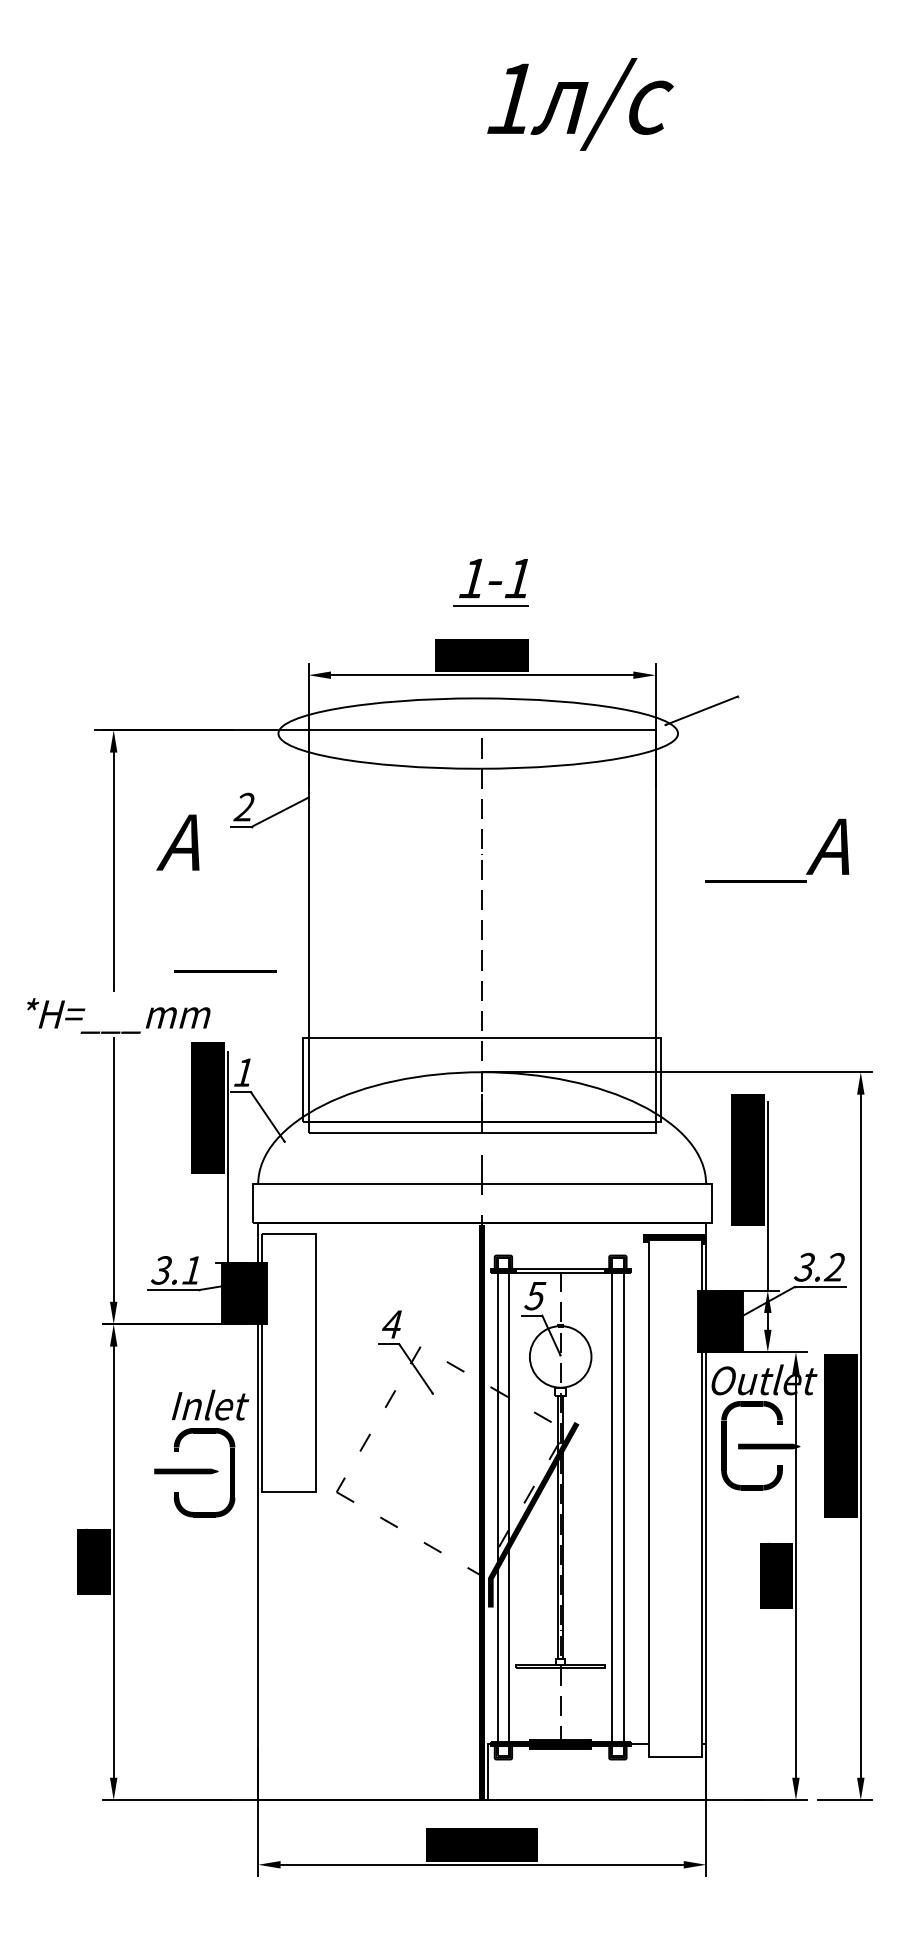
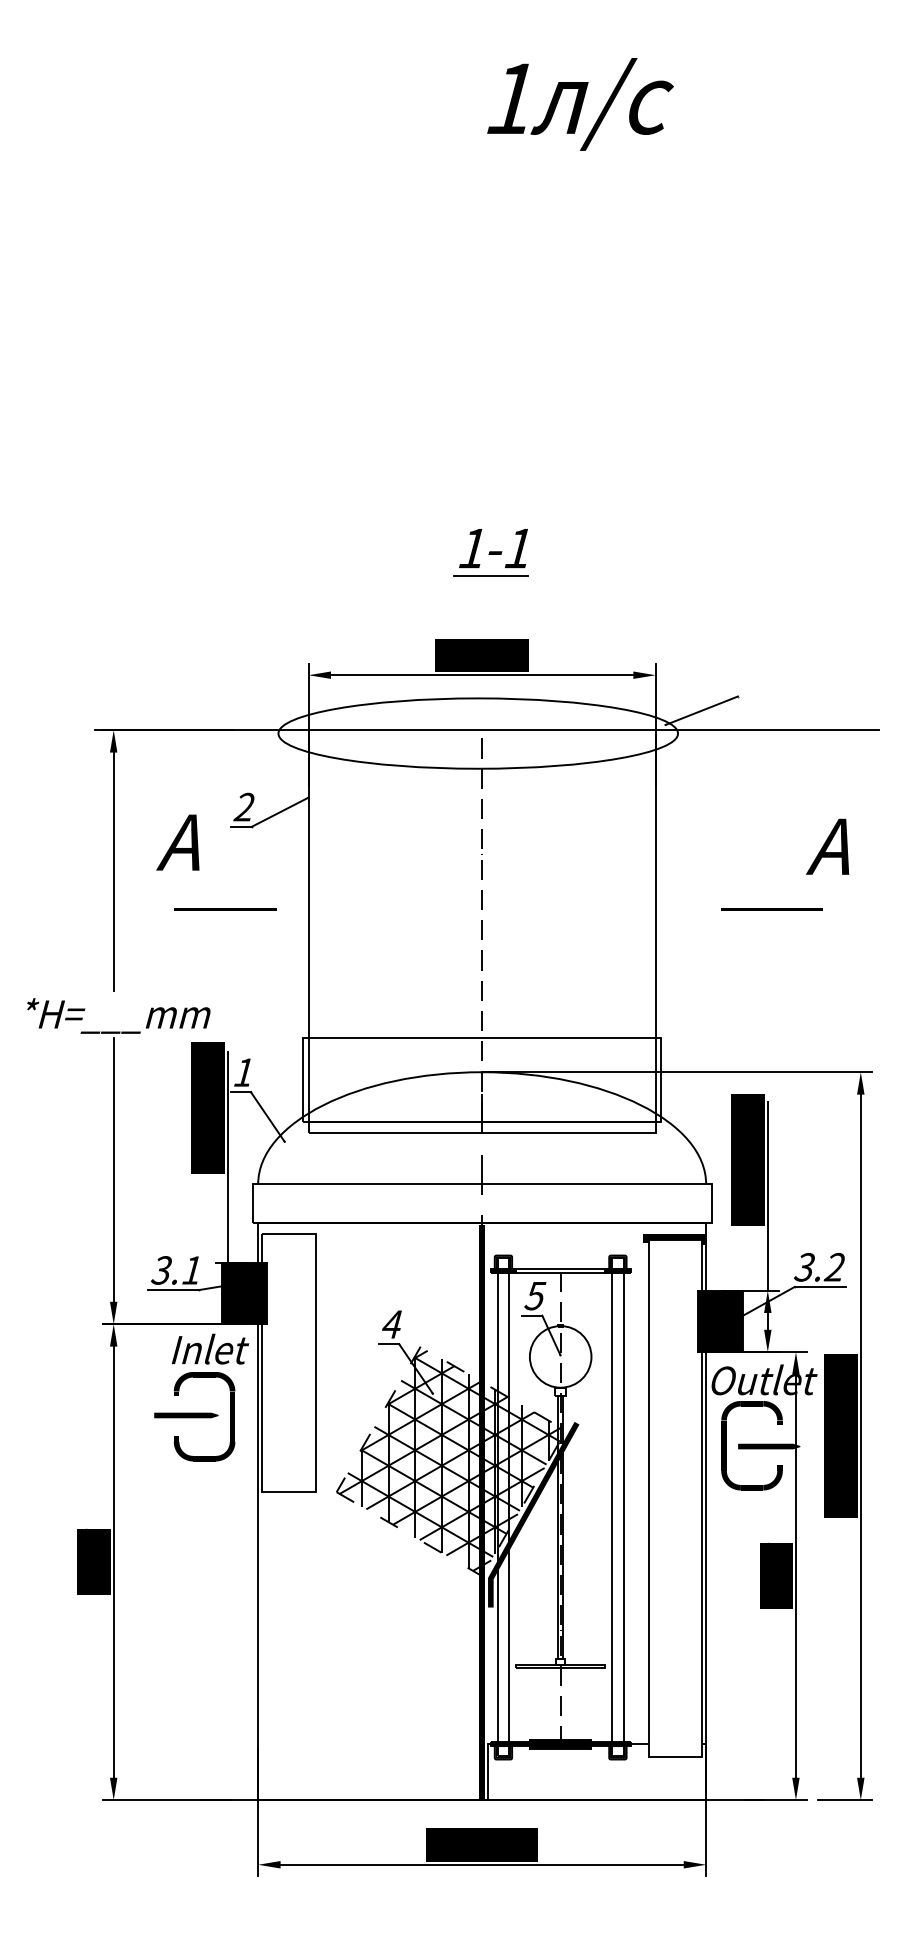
part position: (490, 582) -> (490, 552) (490, 552)
line: none -> present (767, 730)
line position: (755, 881) -> (771, 909) (771, 909)
line position: (225, 971) -> (225, 909) (225, 909)
text position: (201, 1453) -> (201, 1397) (201, 1397)
hatch: none -> present (450, 1460)
